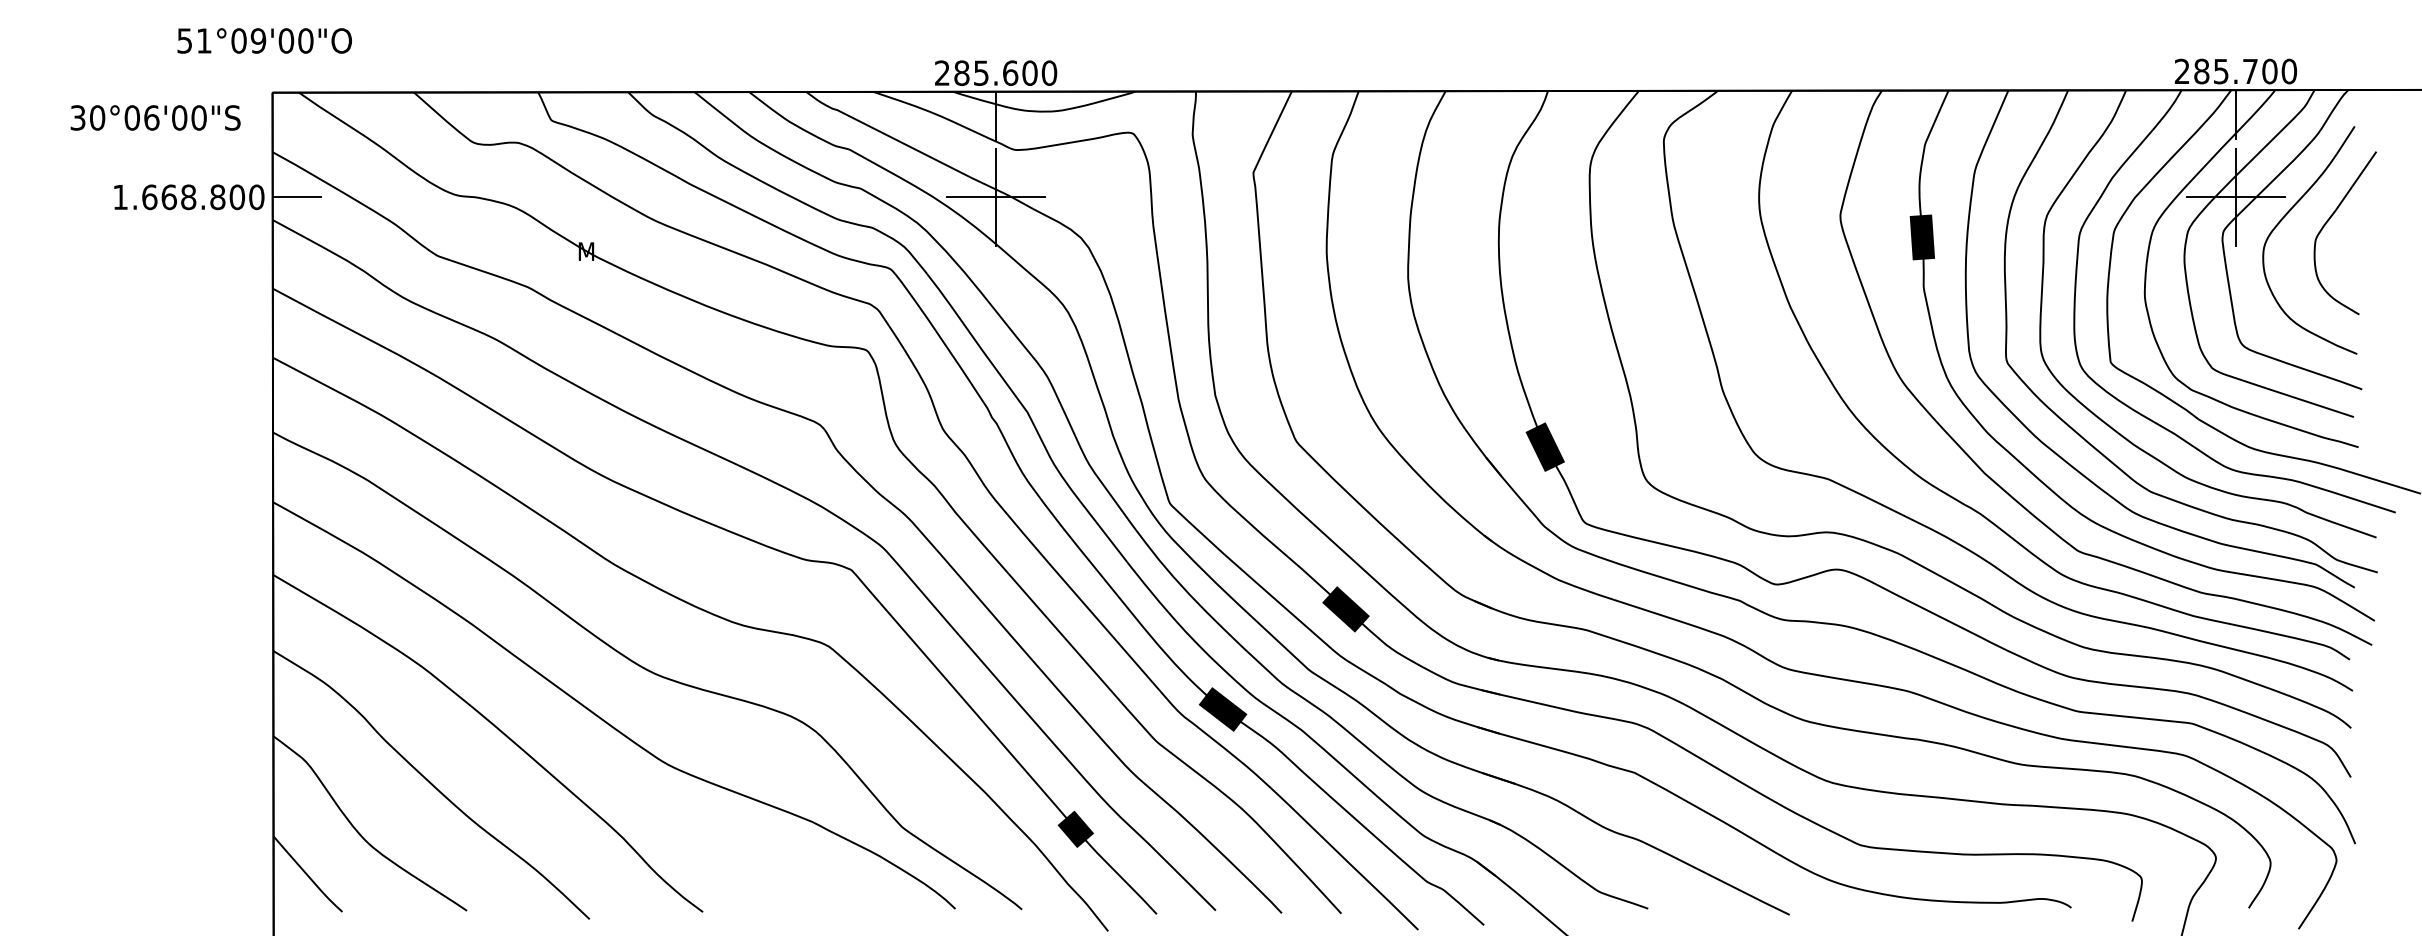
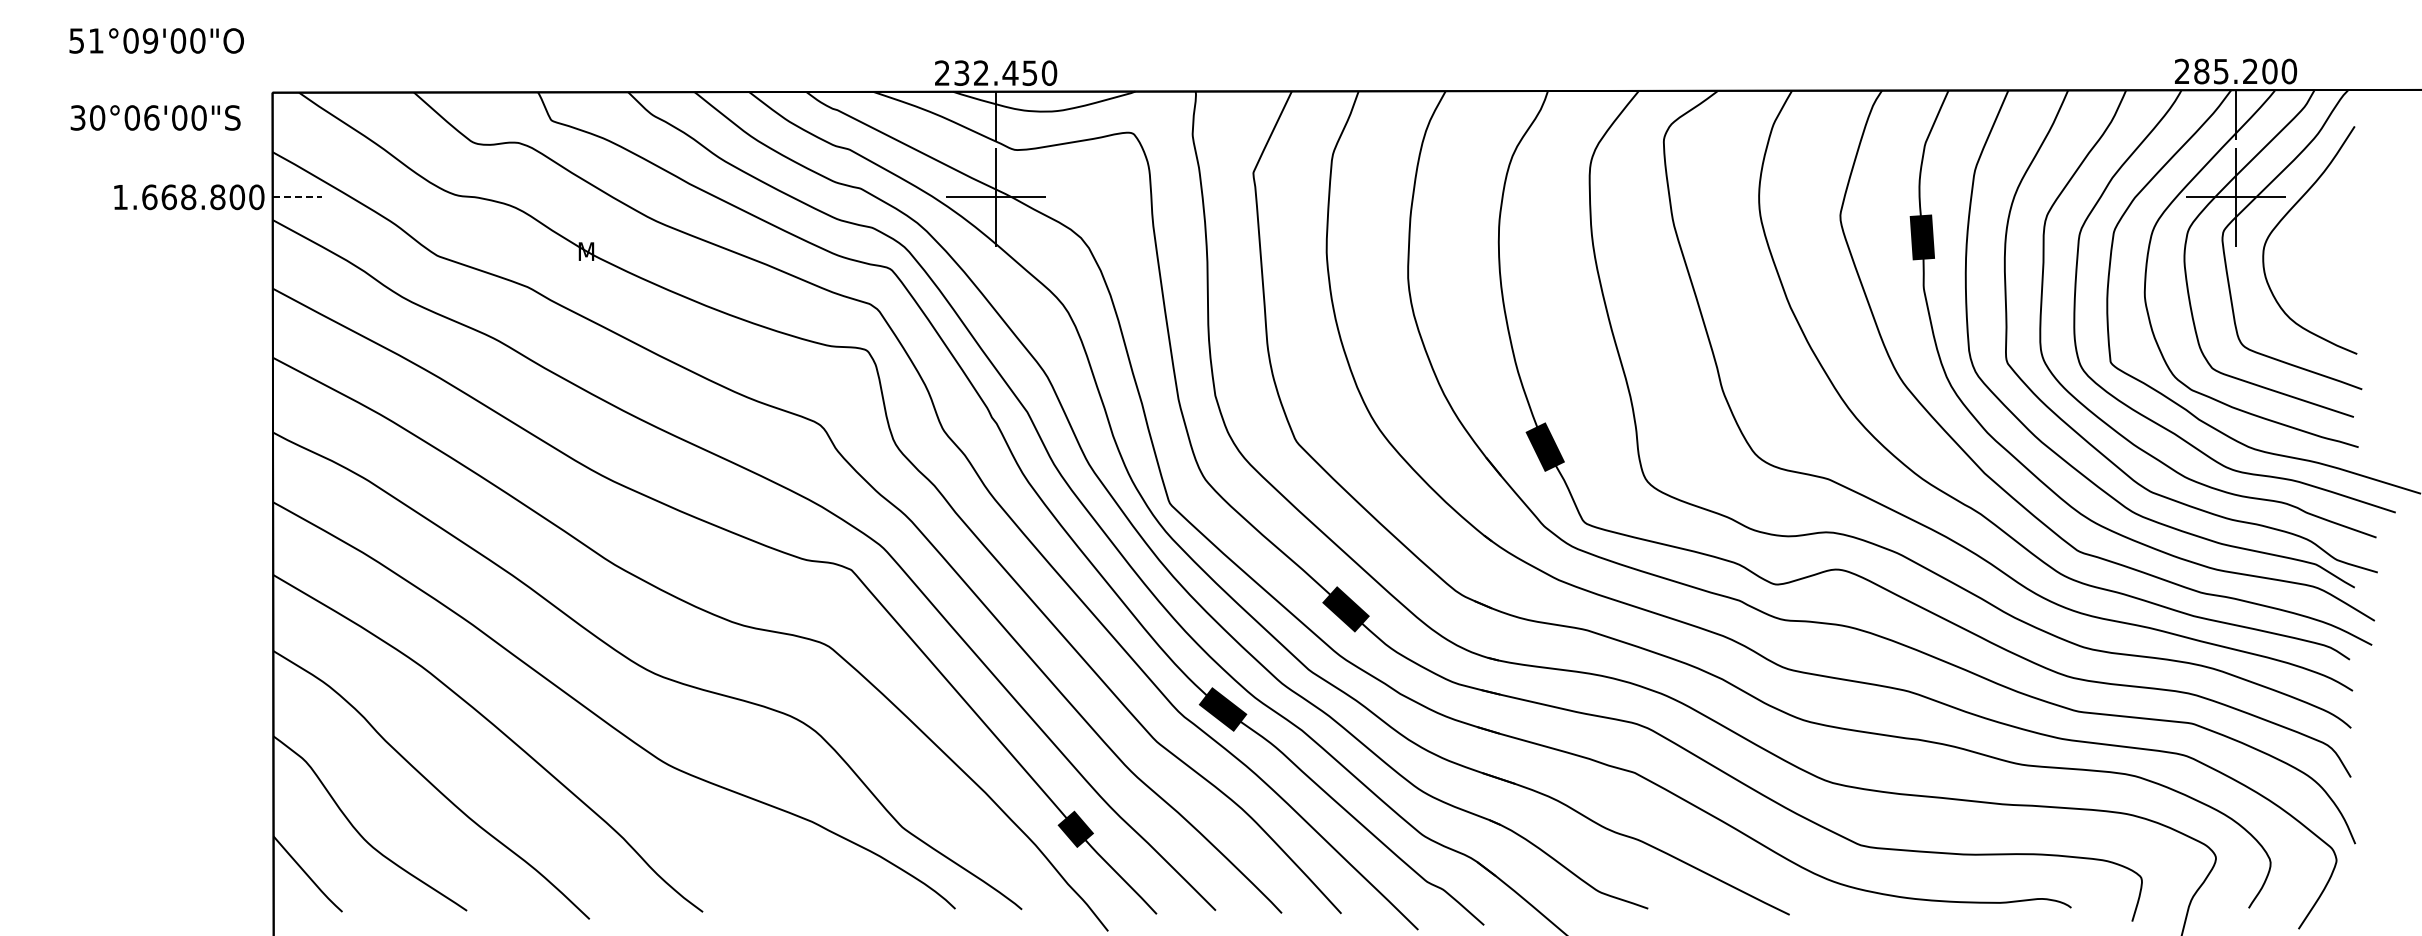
text position: (264, 40) -> (156, 40) (156, 40)
text: 285.700 -> 285.200 (2250, 70)
text: 285.600 -> 232.450 (995, 72)
line: solid -> dashed (297, 197)
curve: present -> none (2329, 220)
